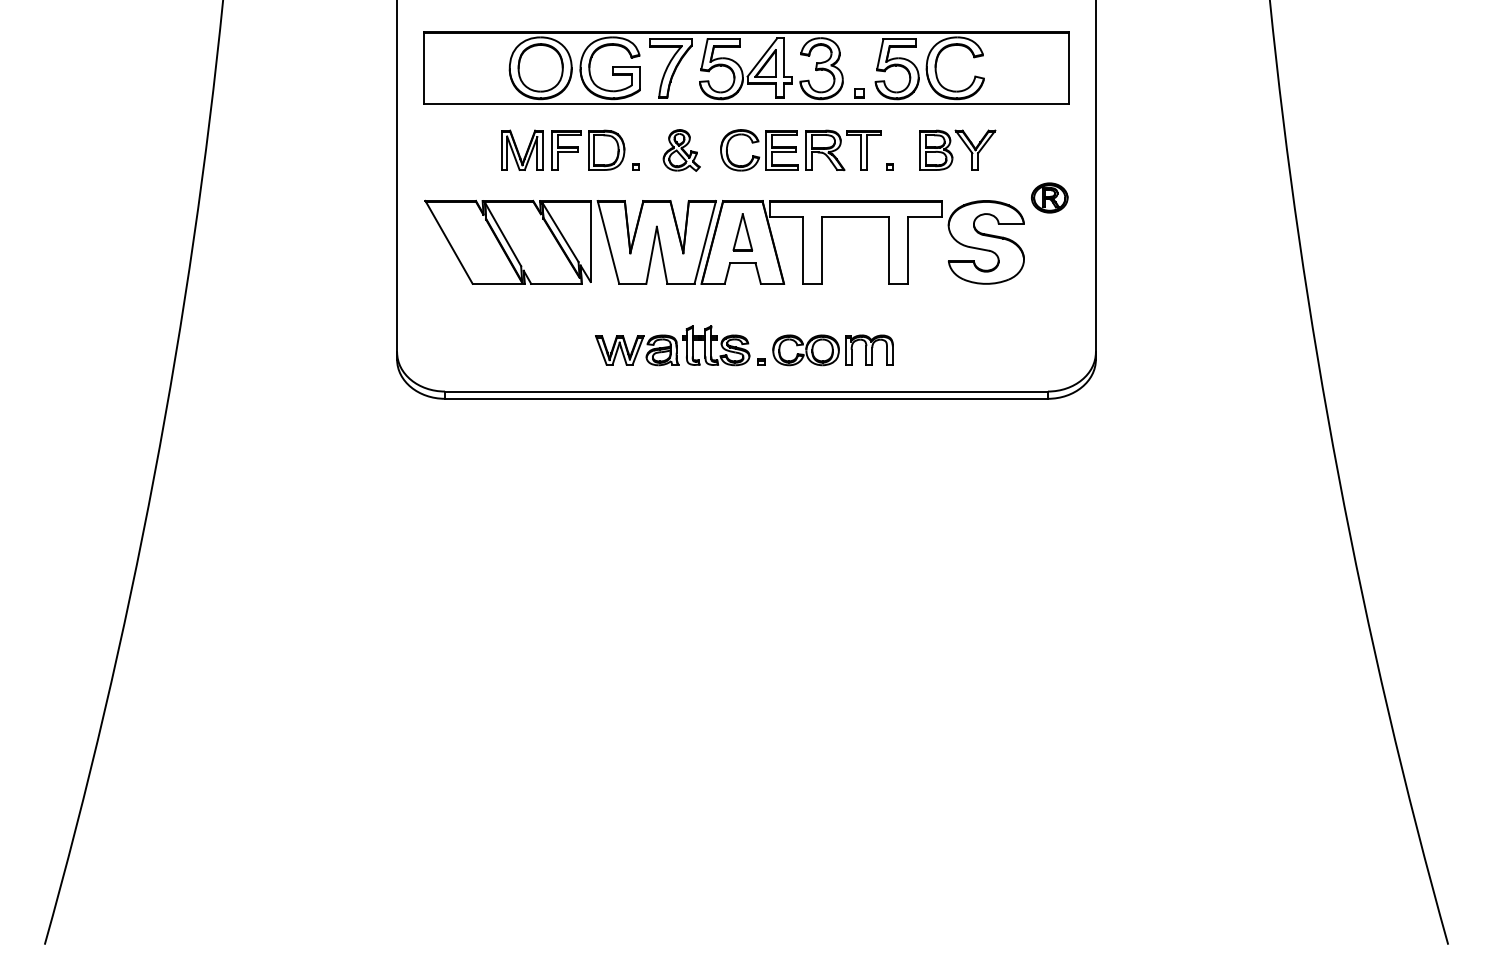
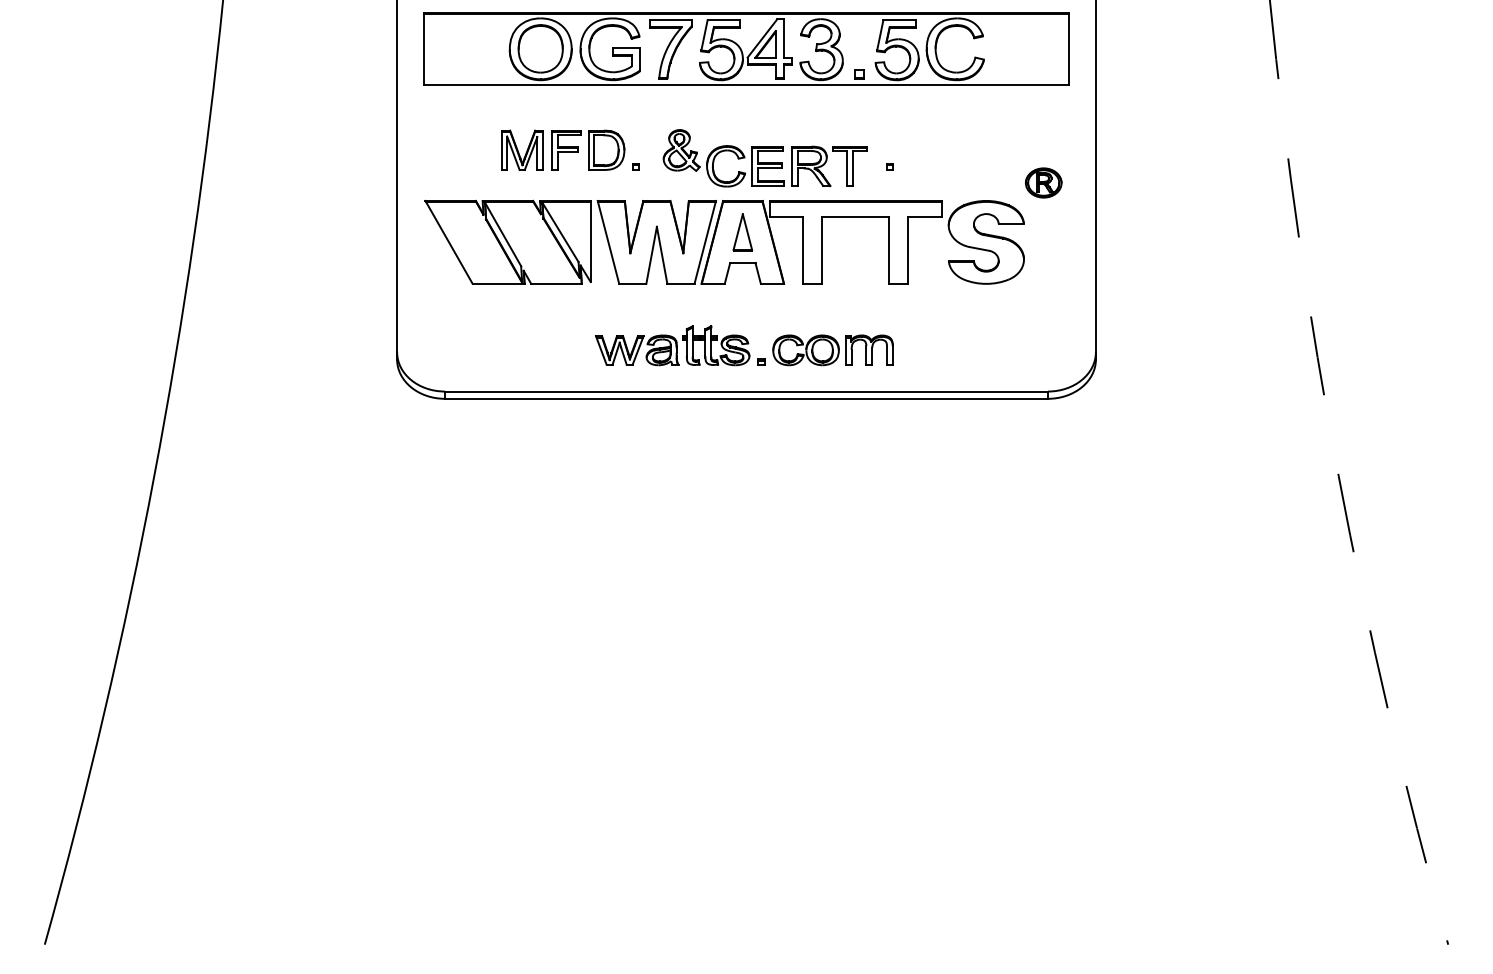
part position: (746, 67) -> (746, 48) (746, 48)
part position: (800, 150) -> (786, 166) (786, 166)
part: present -> none (952, 153)
part position: (1049, 197) -> (1043, 182) (1043, 182)
arc: solid -> dashed (1338, 476)
